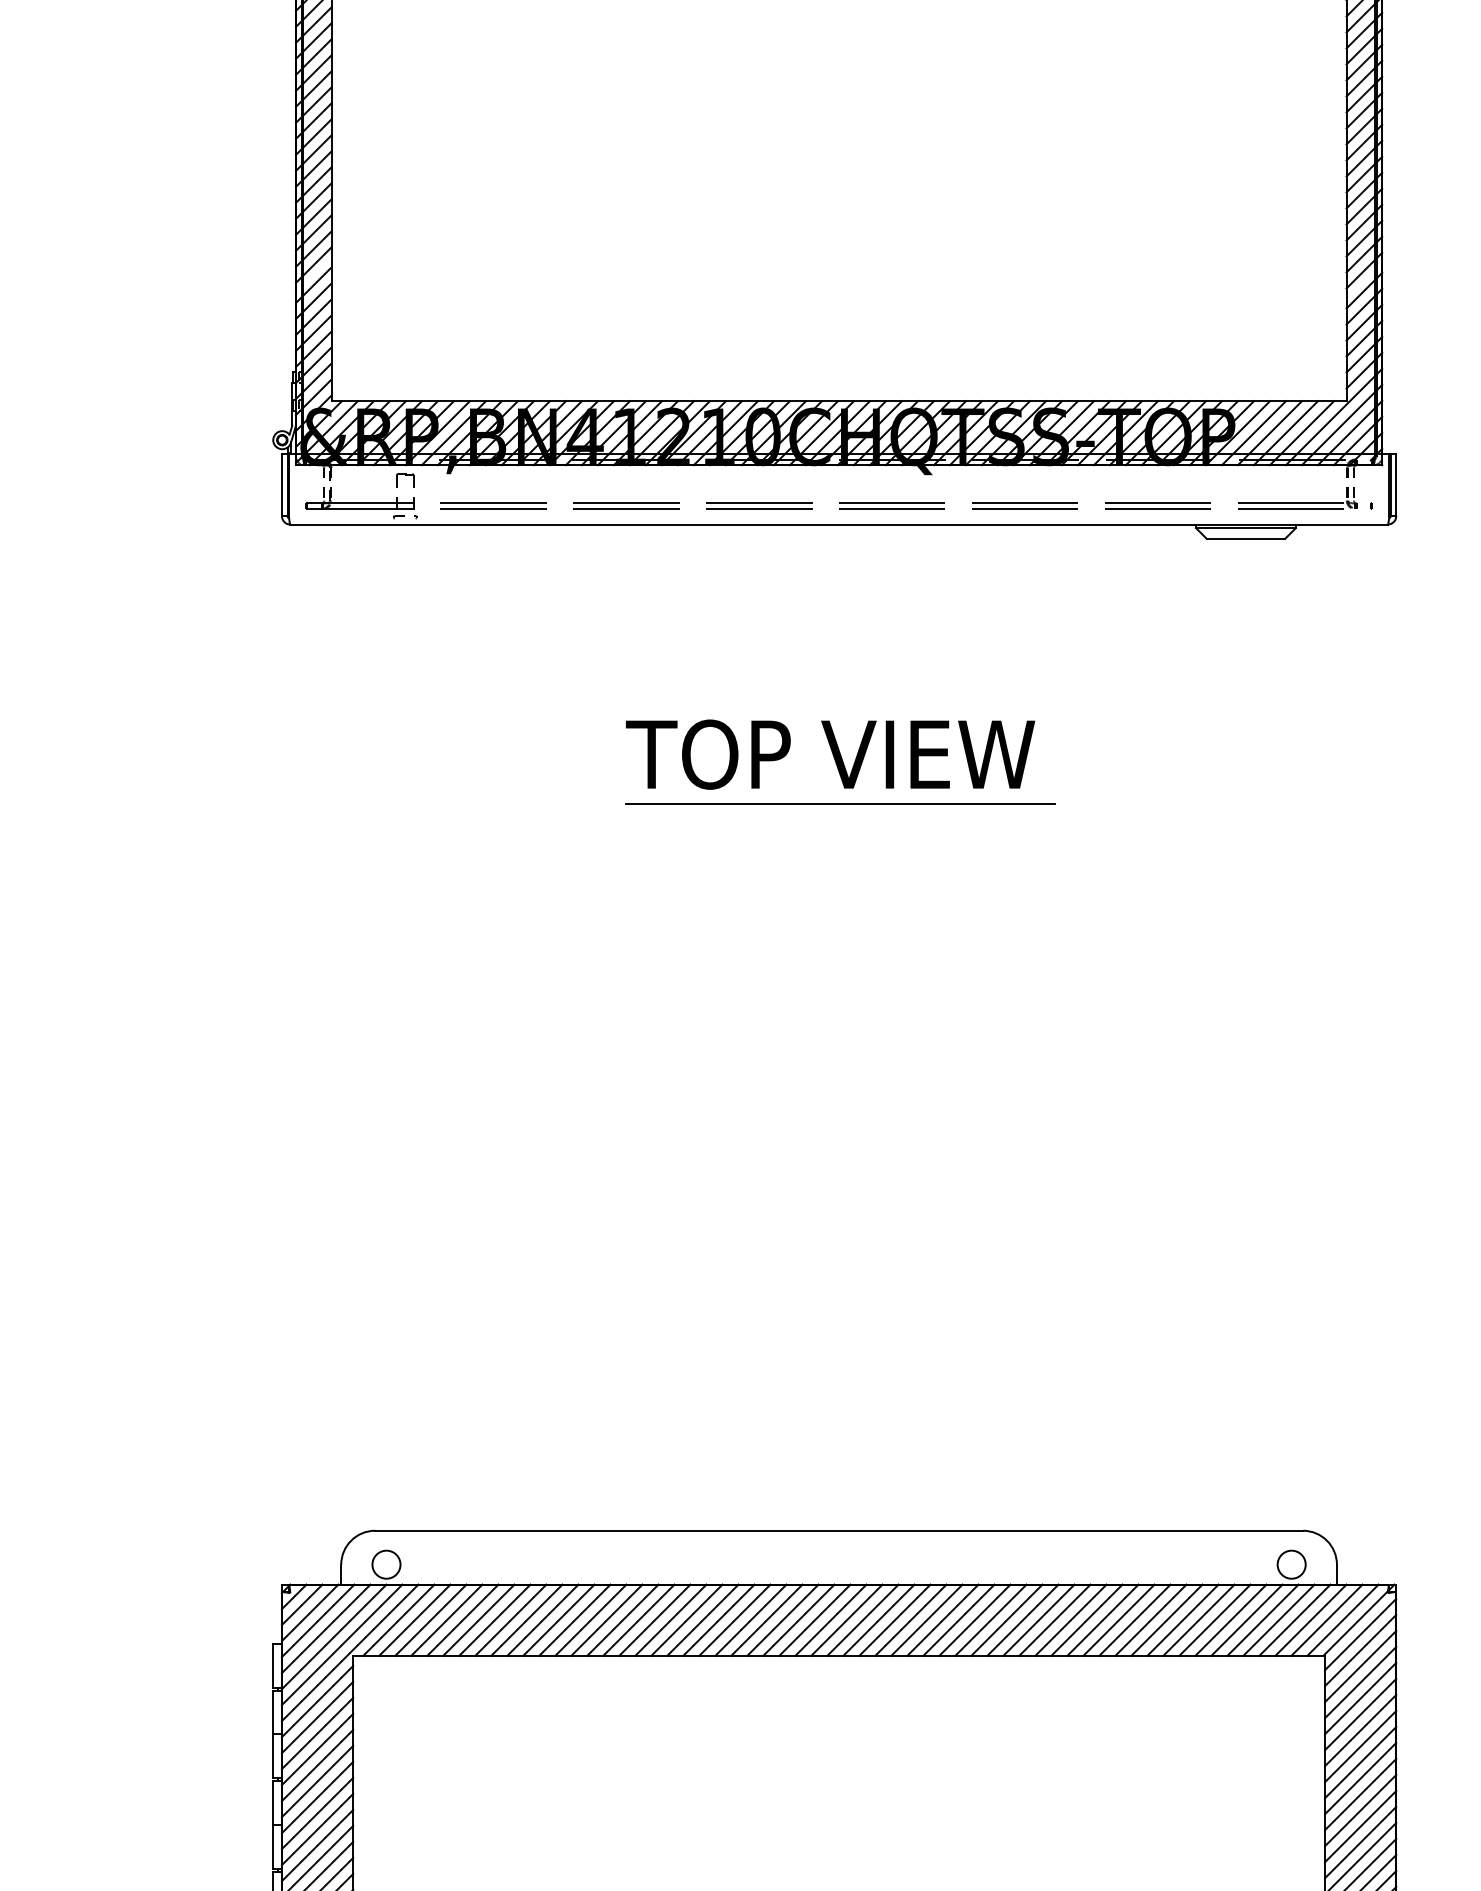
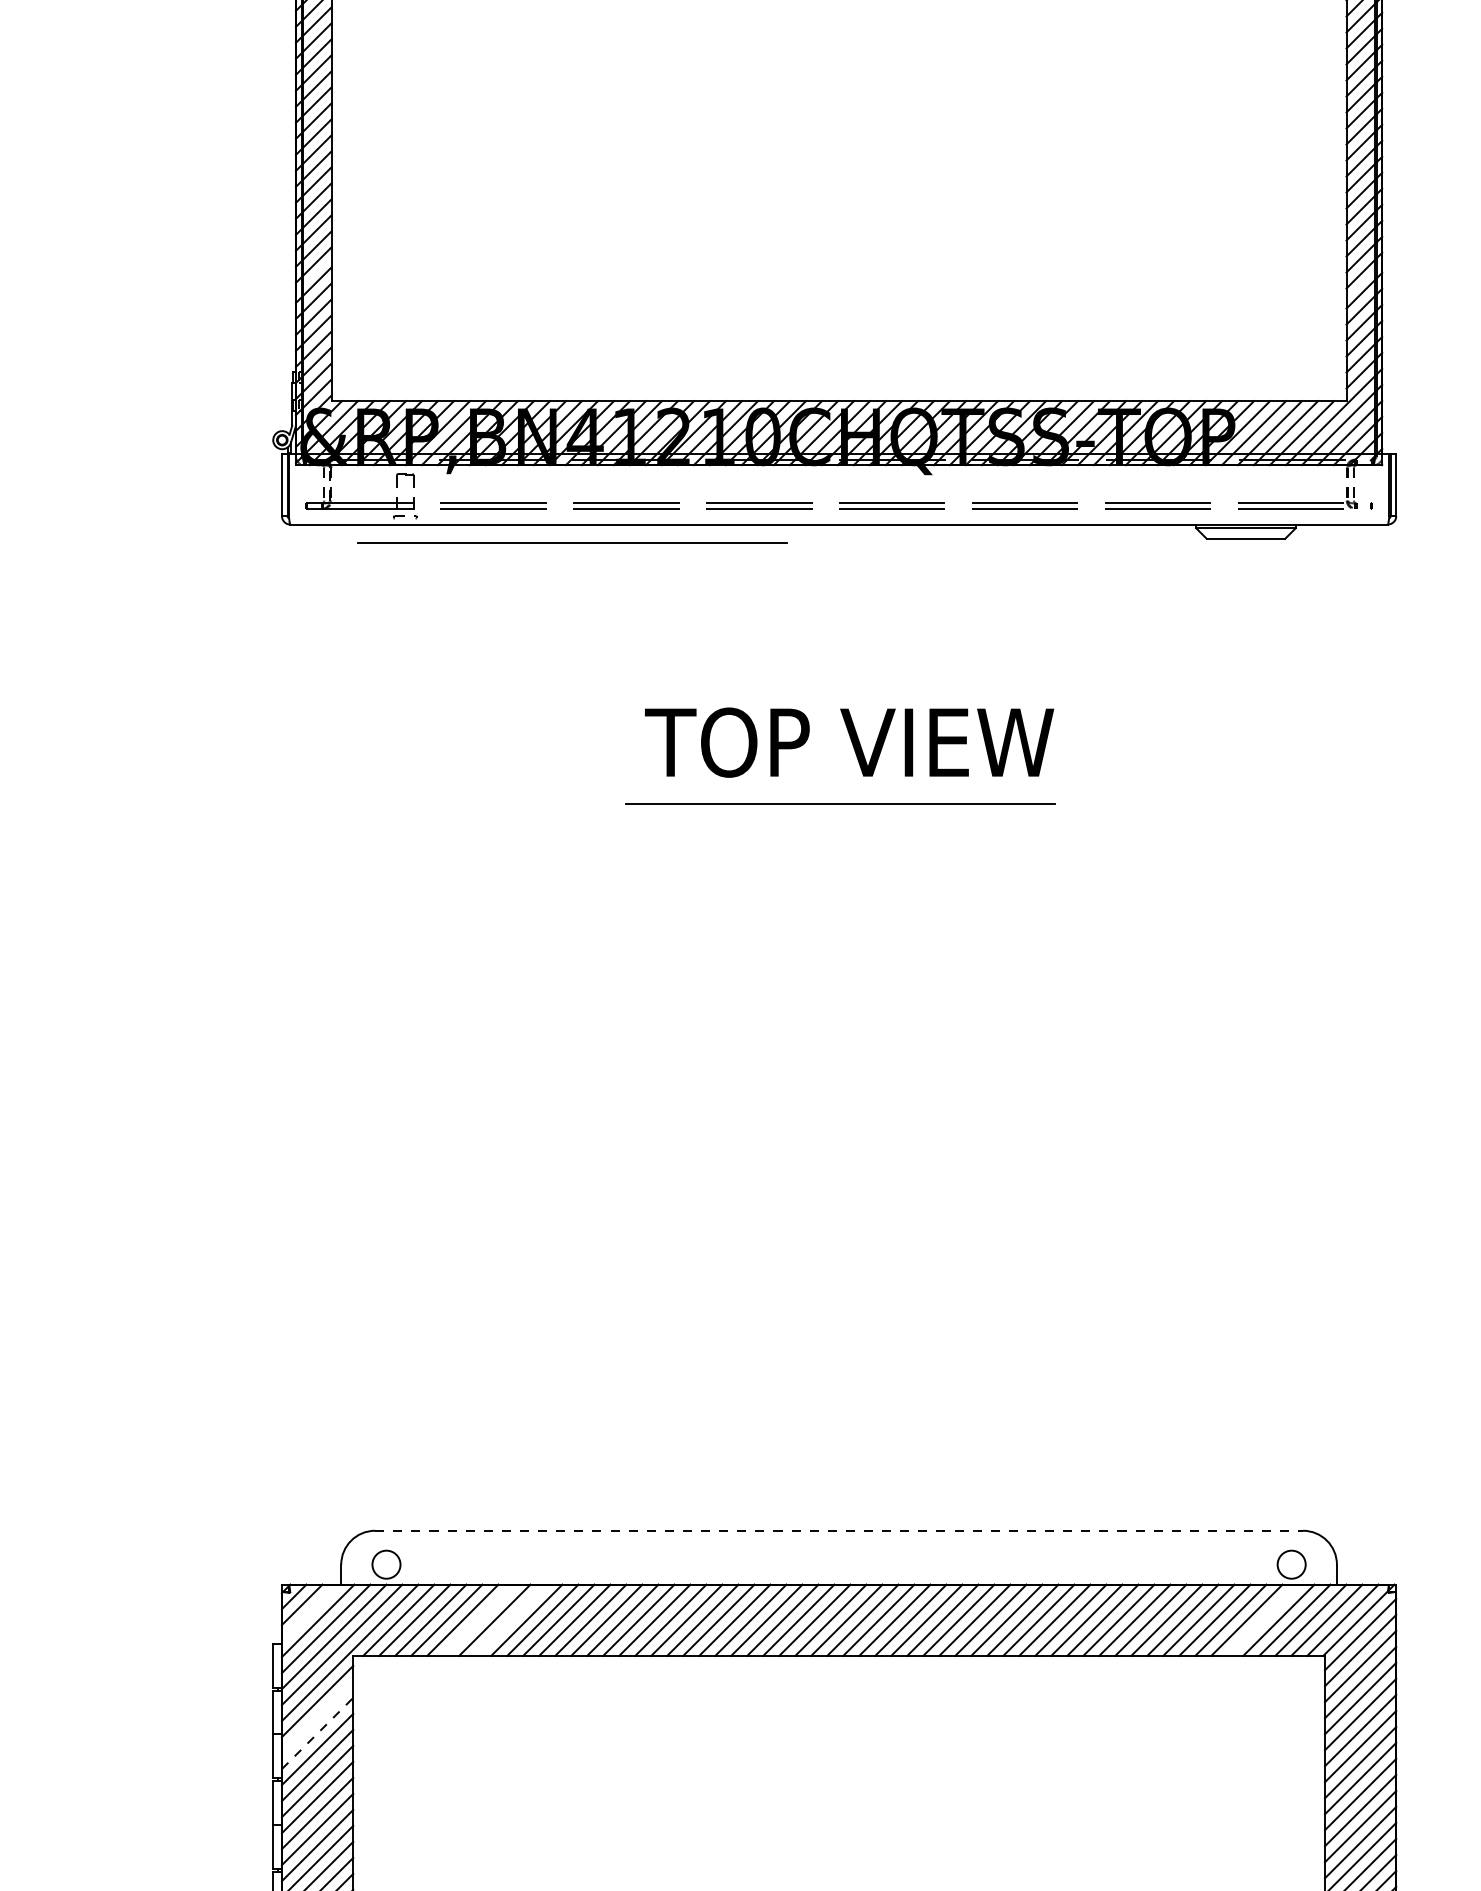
line: none -> present (572, 542)
text position: (830, 754) -> (849, 742) (849, 742)
line: solid -> dashed (839, 1530)
line: present -> none (309, 1612)
line: present -> none (478, 1619)
line: present -> none (510, 1619)
line: present -> none (1262, 1619)
line: present -> none (317, 1717)
line: solid -> dashed (317, 1733)
